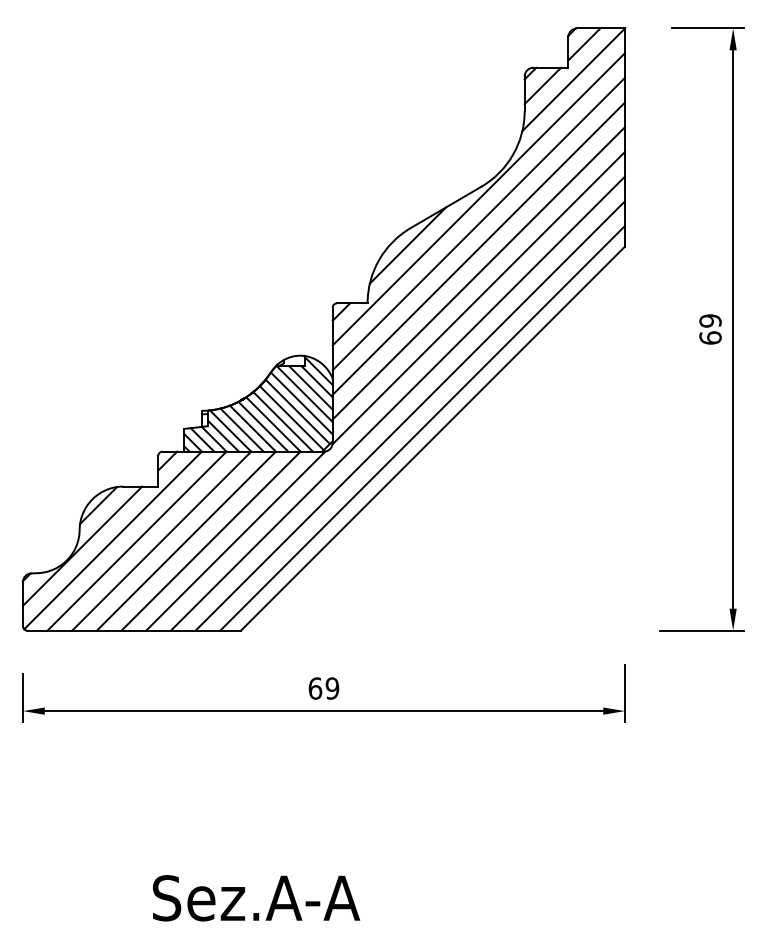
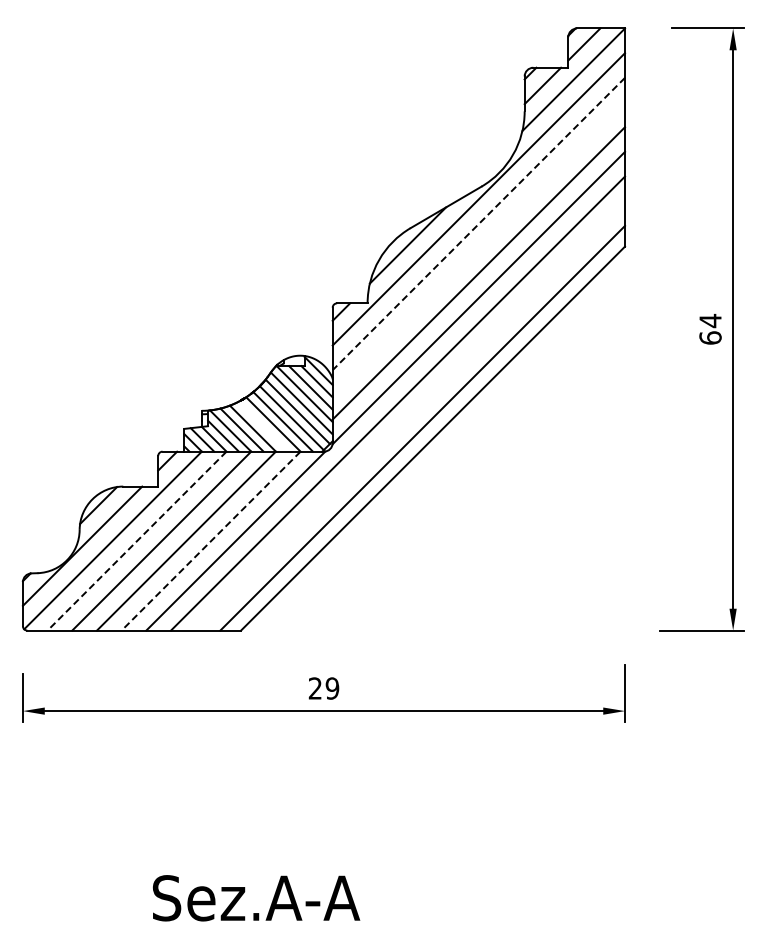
line: solid -> dashed (478, 224)
line: present -> none (478, 248)
text: 69 -> 64 (710, 320)
line: present -> none (410, 415)
line: present -> none (263, 426)
line: solid -> dashed (136, 541)
line: solid -> dashed (210, 541)
text: 69 -> 29 (315, 688)
